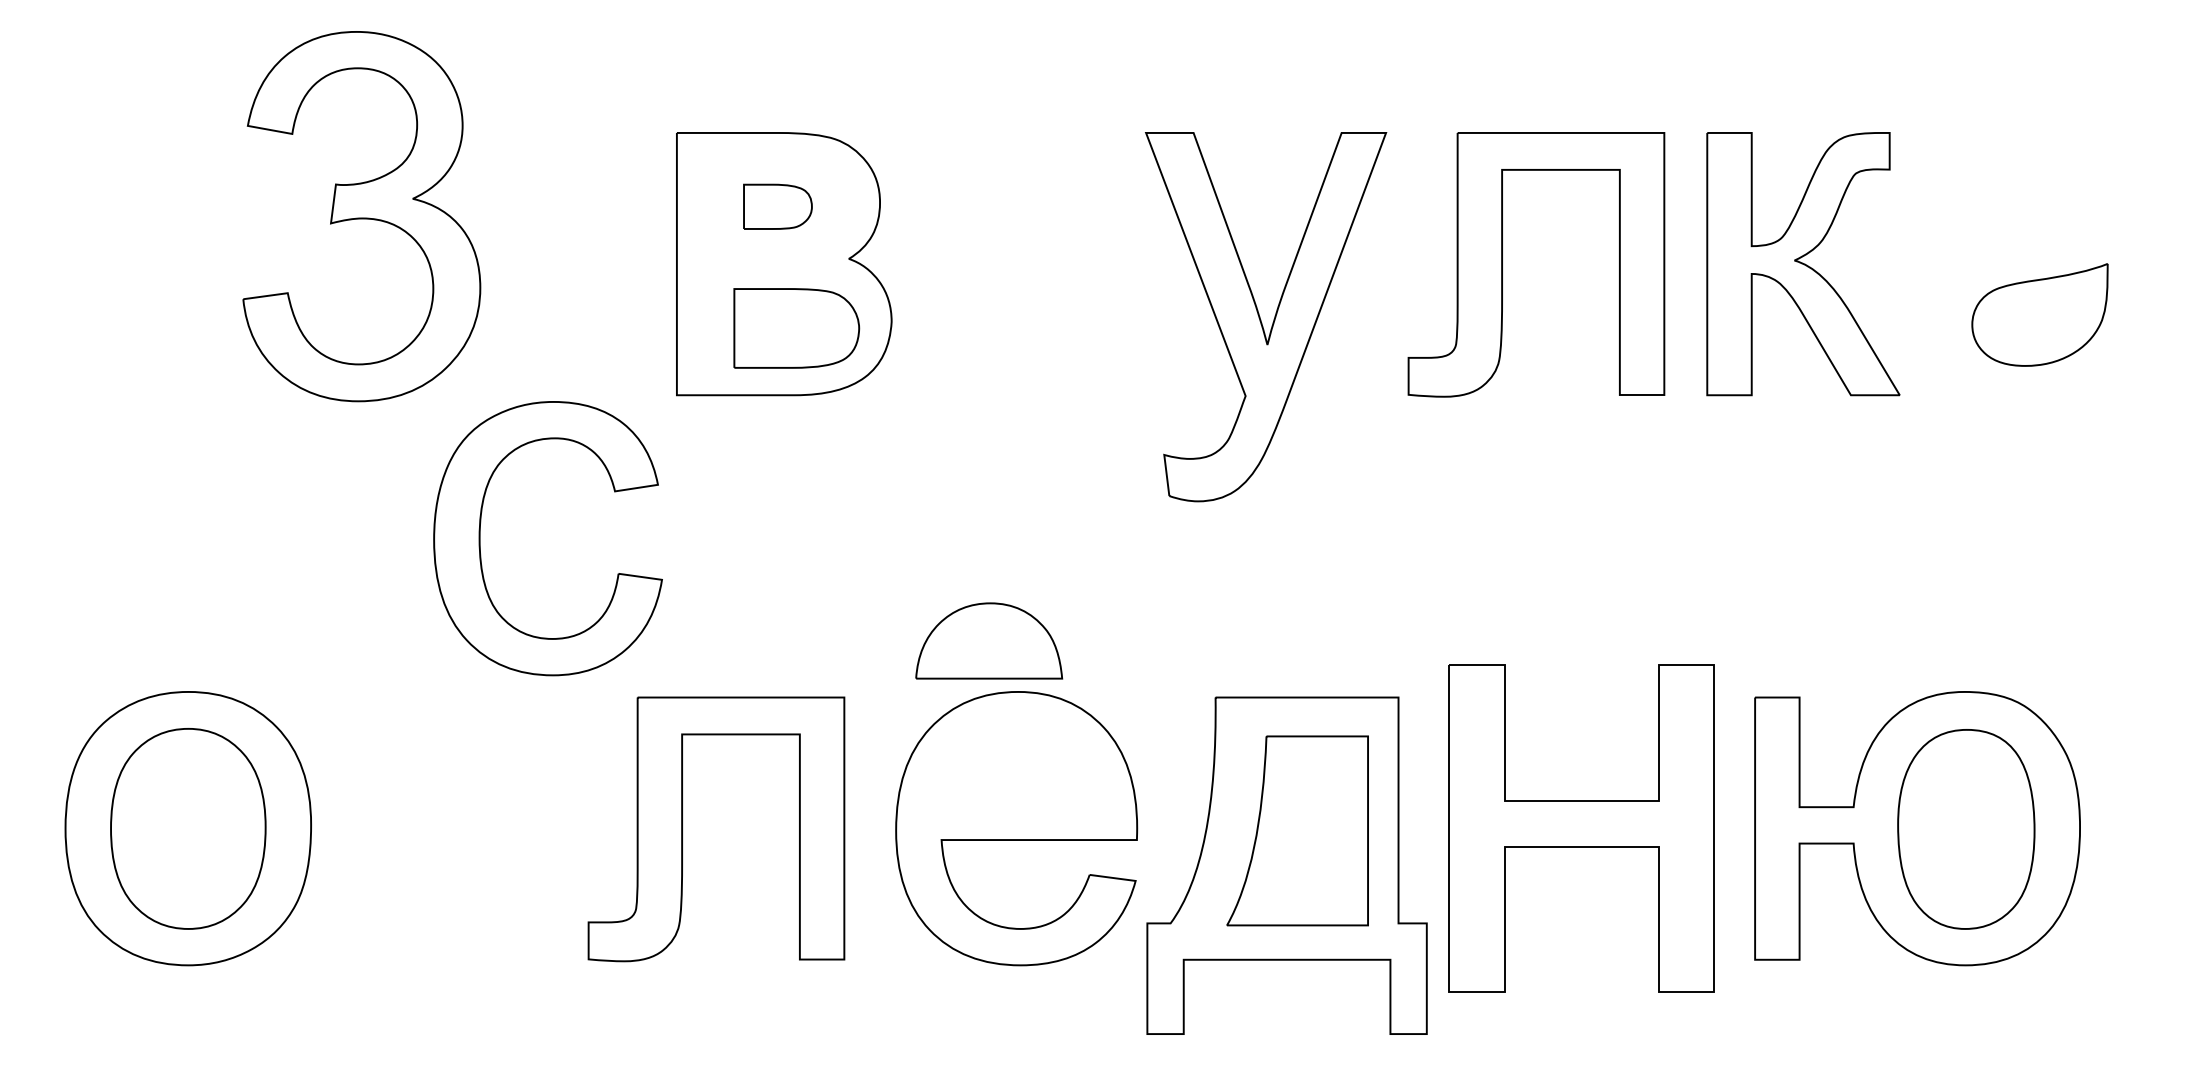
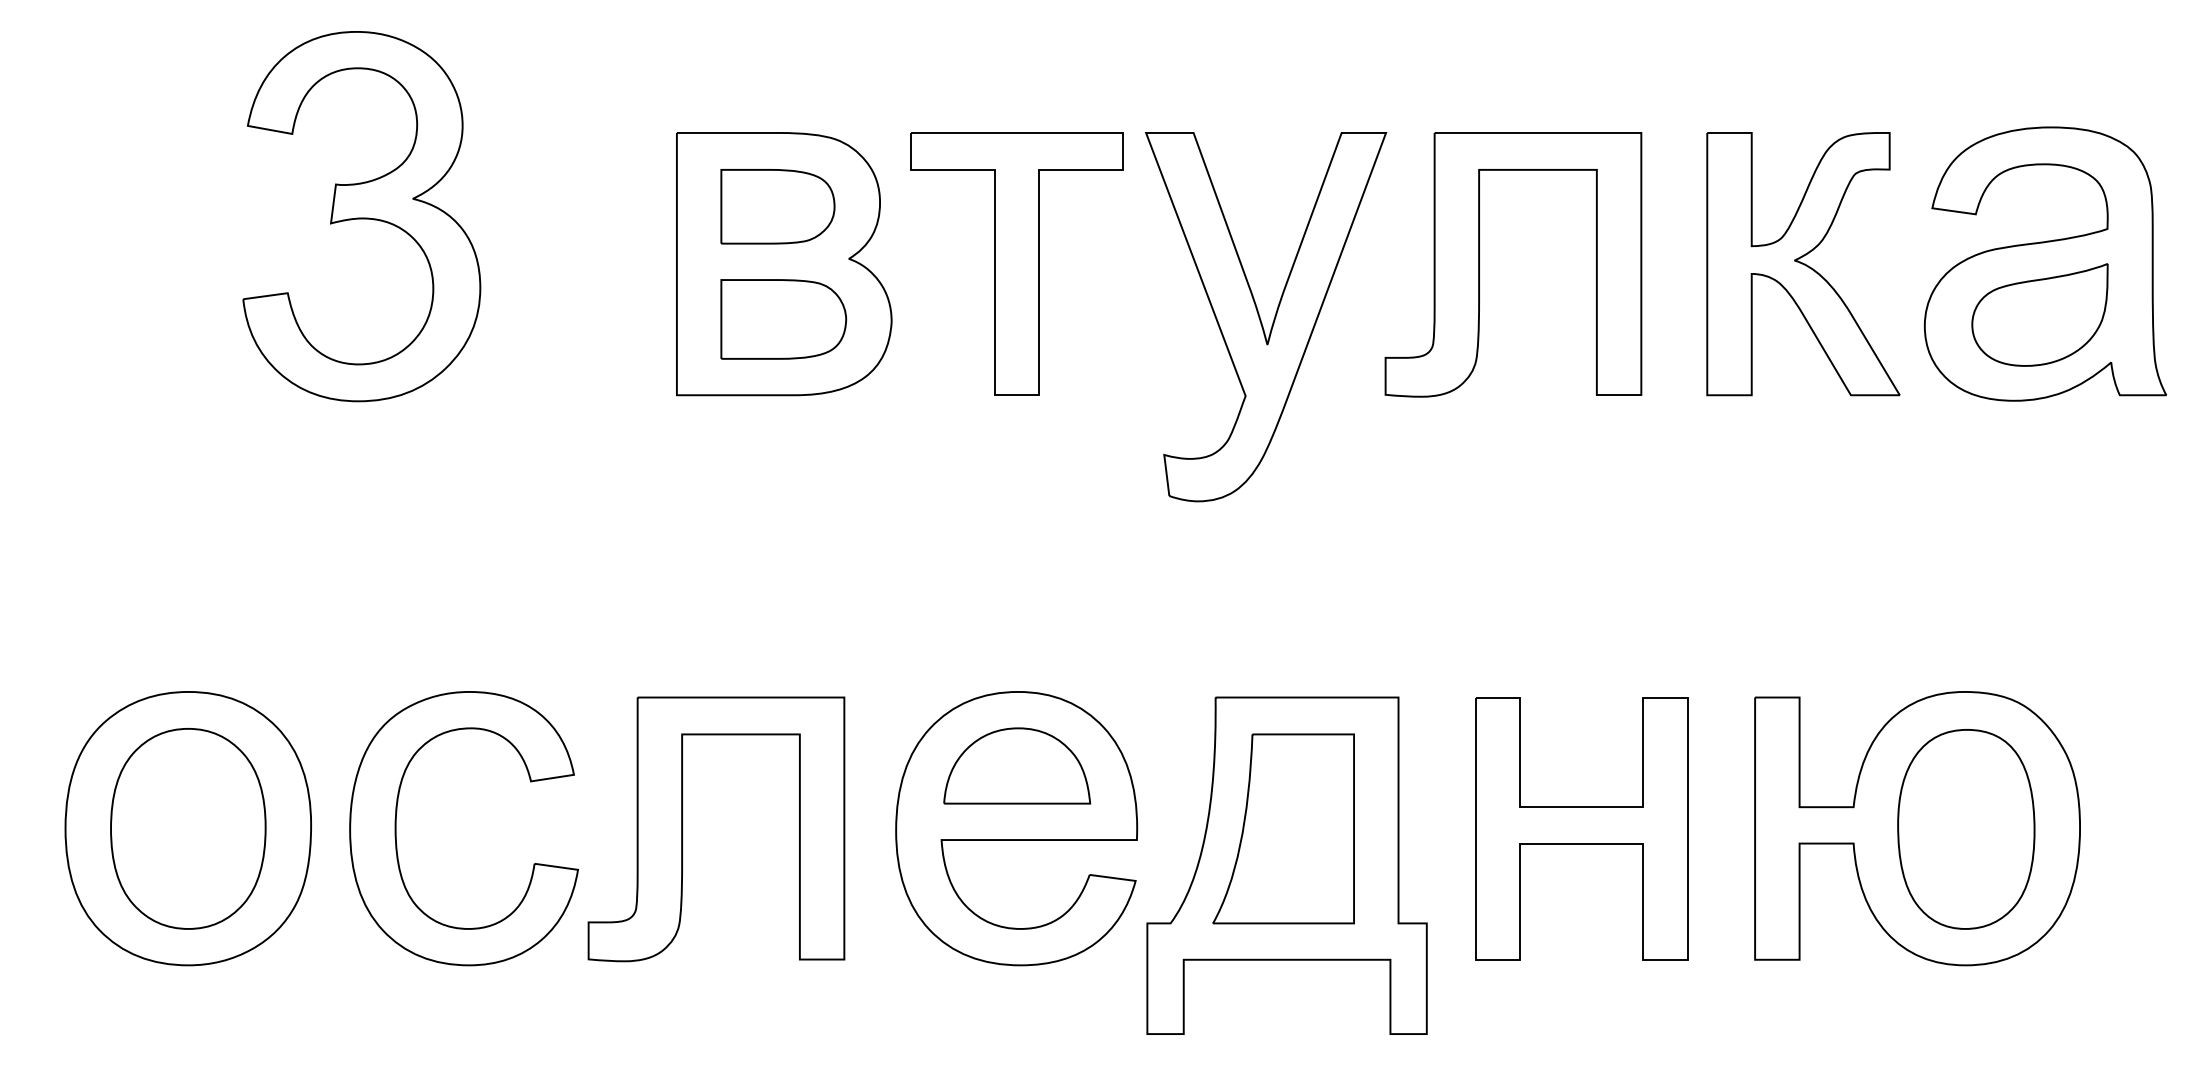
part size: 70x47 px -> 116x76 px (777, 206)
part: none -> present (1016, 263)
part: none -> present (2044, 263)
part position: (1502, 264) -> (1479, 264) (1479, 264)
part position: (796, 328) -> (783, 319) (783, 319)
part position: (480, 538) -> (396, 828) (396, 828)
part position: (989, 640) -> (1017, 765) (1017, 765)
part size: 267x329 px -> 214x264 px (1581, 828)
part position: (1297, 830) -> (1283, 828) (1283, 828)
